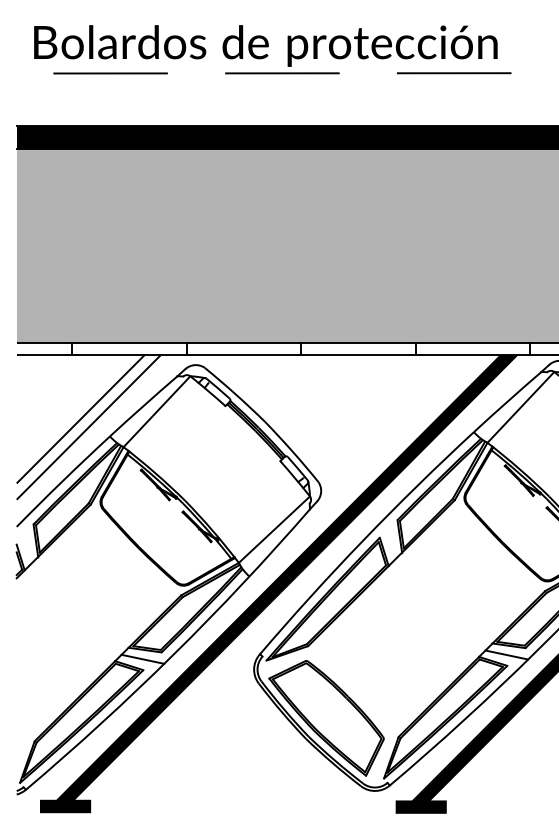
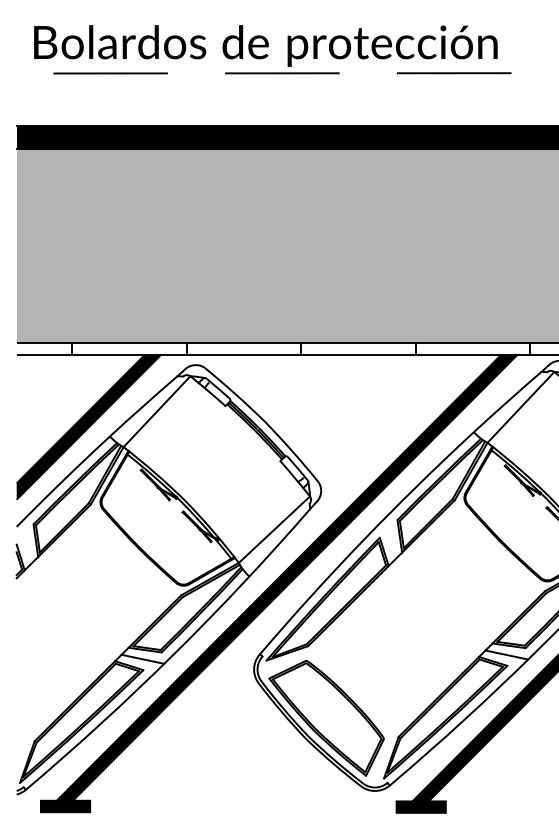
fill: none -> present (88, 426)
